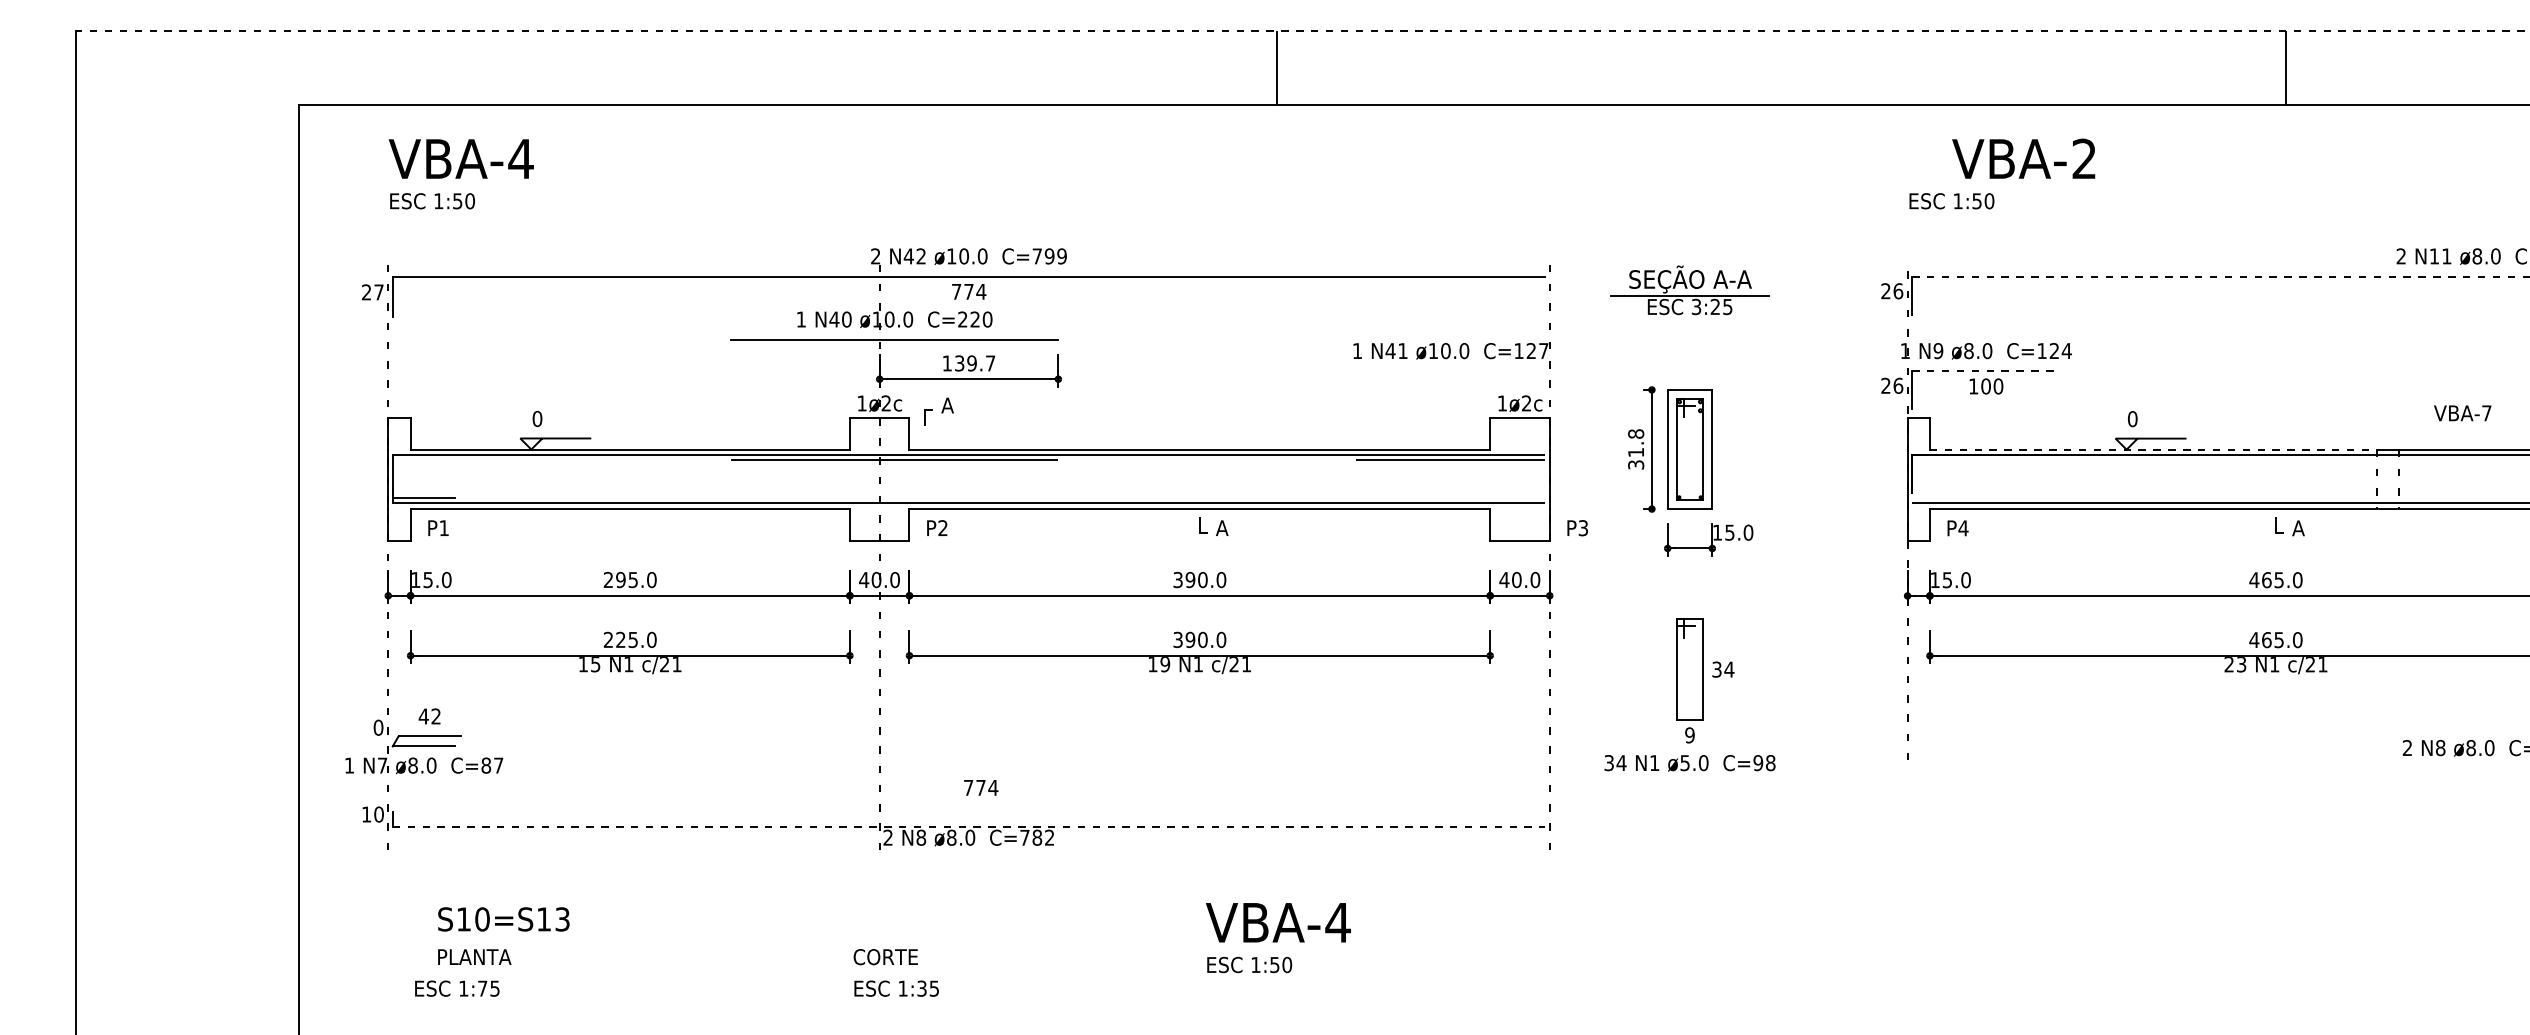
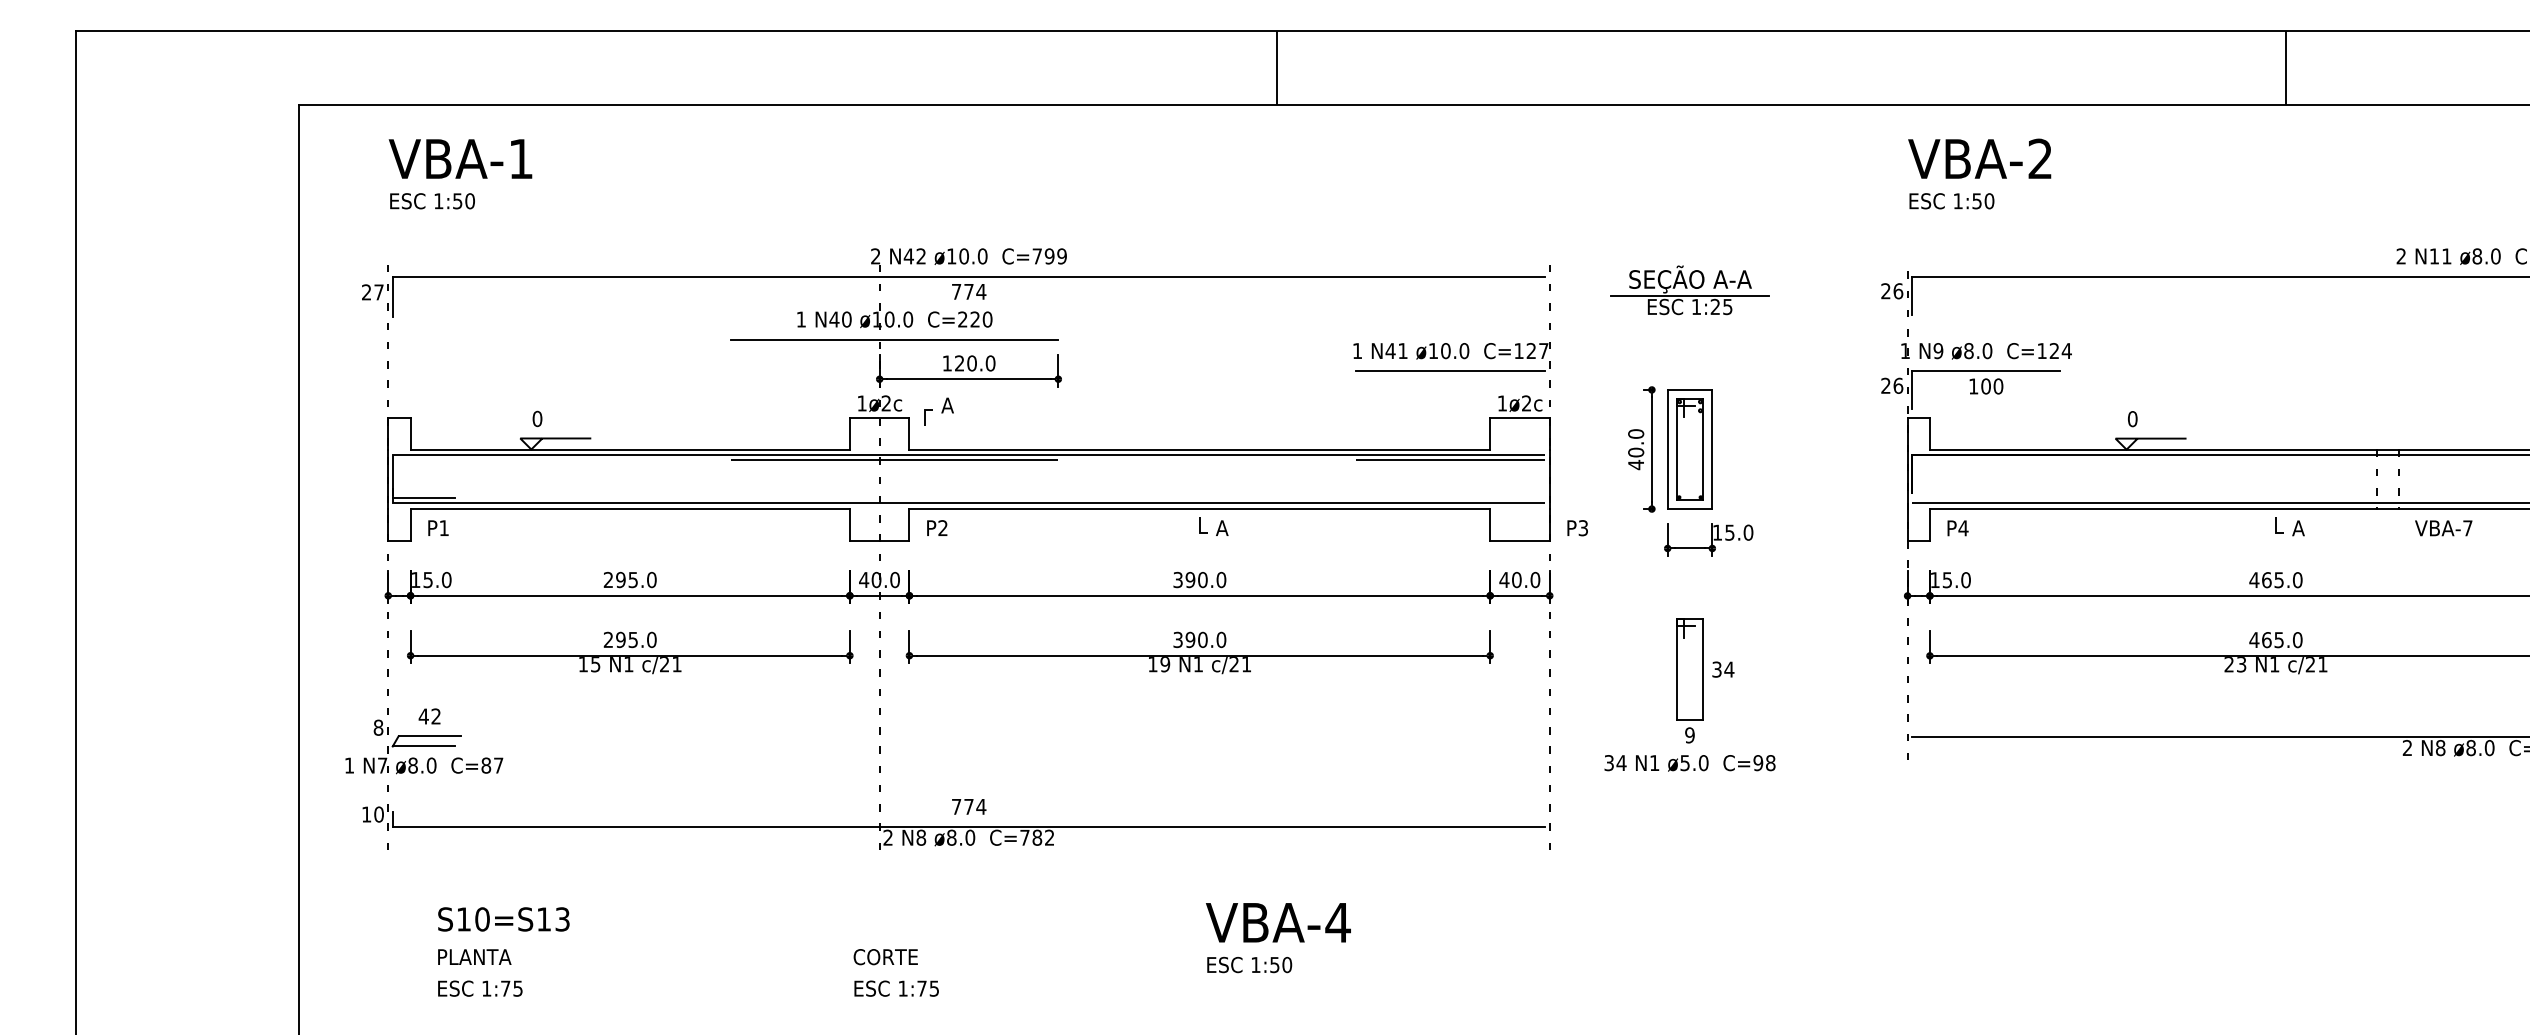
line: dashed -> solid (1302, 30)
text: VBA-4 -> VBA-1 (520, 158)
text position: (2023, 158) -> (1979, 158) (1979, 158)
line: dashed -> solid (2220, 276)
text: 3:25 -> 1:25 (1696, 306)
text: 139.7 -> 120.0 (975, 363)
line: none -> present (1450, 371)
line: dashed -> solid (1986, 371)
text position: (2462, 413) -> (2443, 528) (2443, 528)
text: 31.8 -> 40.0 (1636, 449)
line: dashed -> solid (2153, 449)
text: 225.0 -> 295.0 (620, 640)
text: 0 -> 8 (378, 727)
line: none -> present (2219, 736)
text position: (981, 787) -> (969, 806) (969, 806)
line: dashed -> solid (969, 826)
text position: (457, 988) -> (480, 988) (480, 988)
text: 1:35 -> 1:75 (921, 988)
